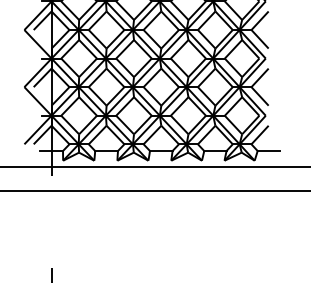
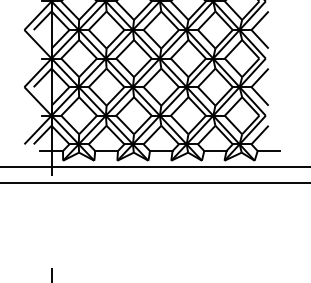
line position: (154, 191) -> (154, 183) (154, 183)
